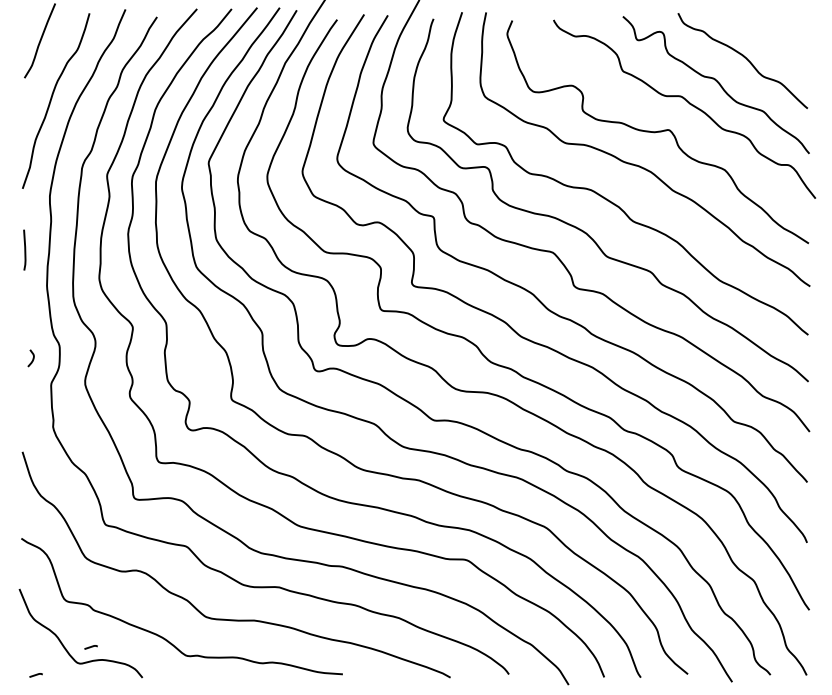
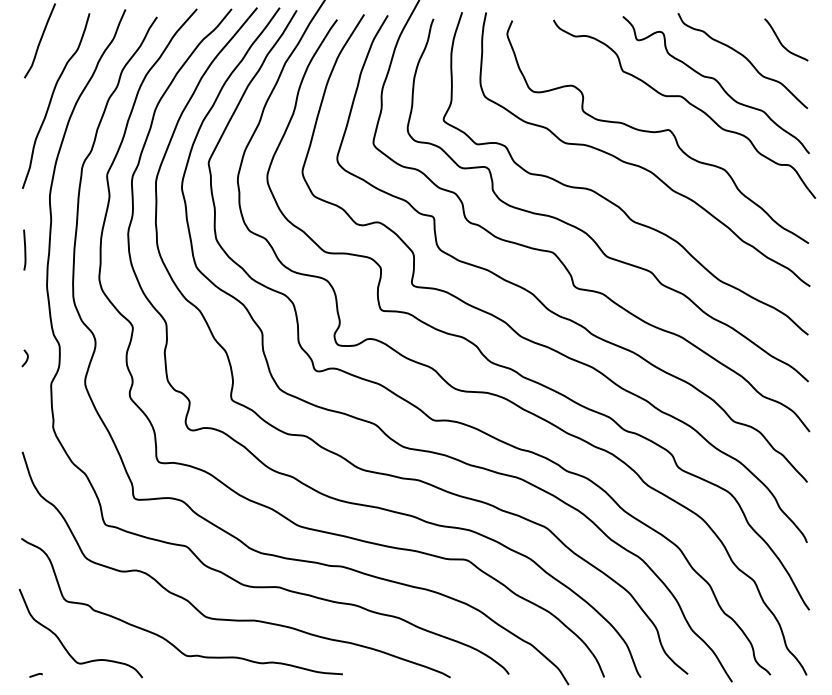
curve: none -> present (782, 43)
curve position: (32, 358) -> (26, 358) (26, 358)
line: present -> none (90, 647)
